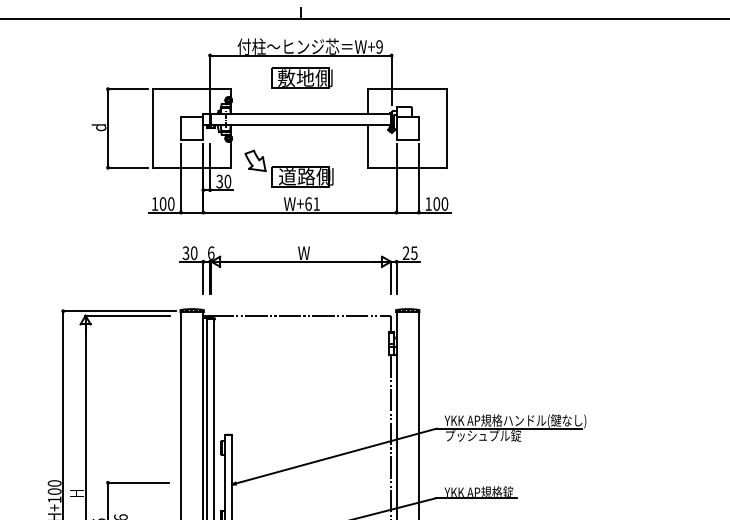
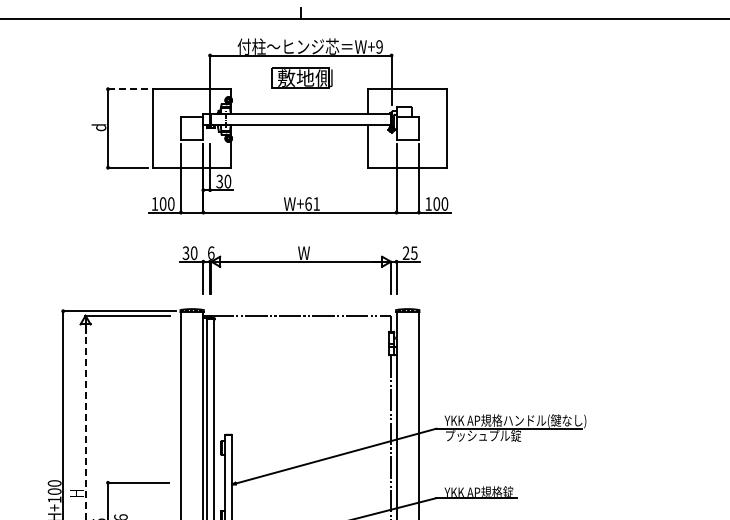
line: solid -> dashed (127, 89)
part: present -> none (288, 168)
line: solid -> dashed (85, 422)
